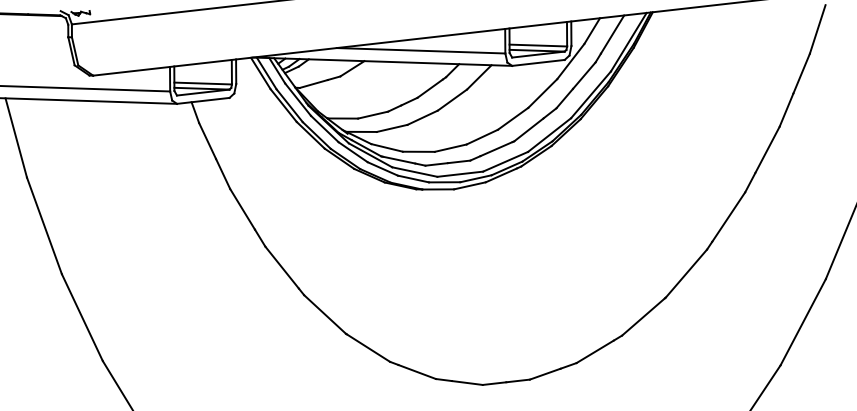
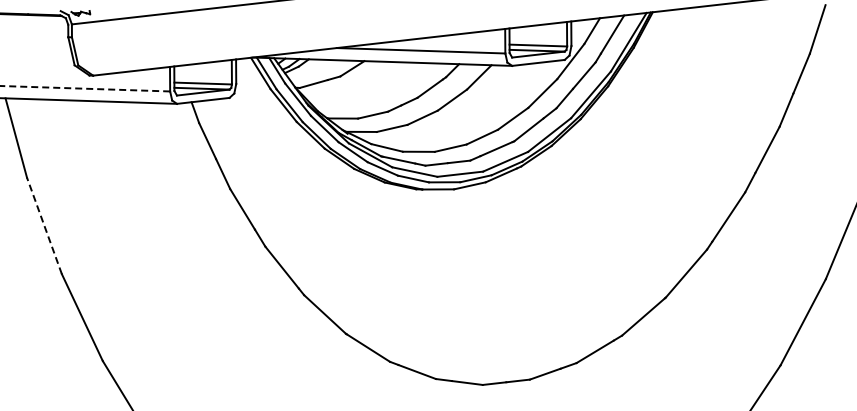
line: solid -> dashed (85, 88)
line: solid -> dashed (44, 225)
